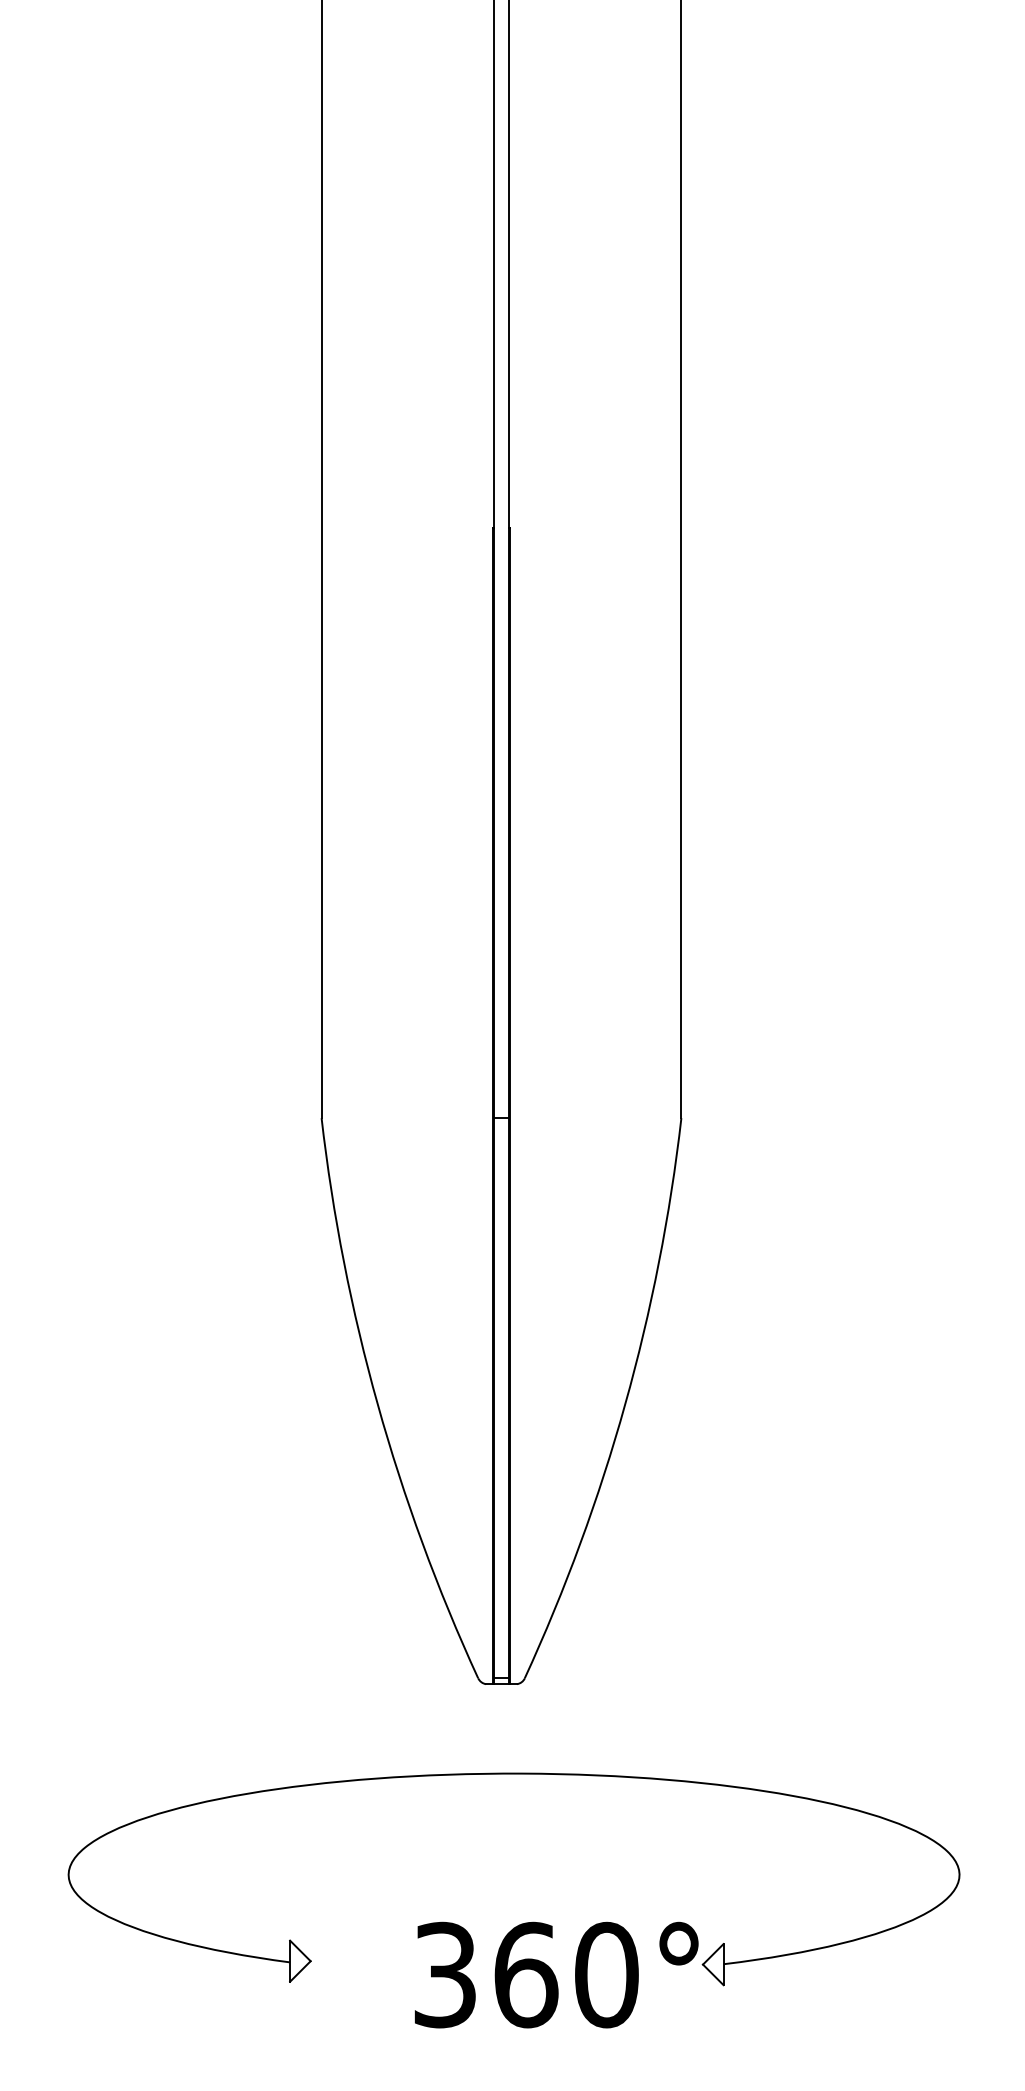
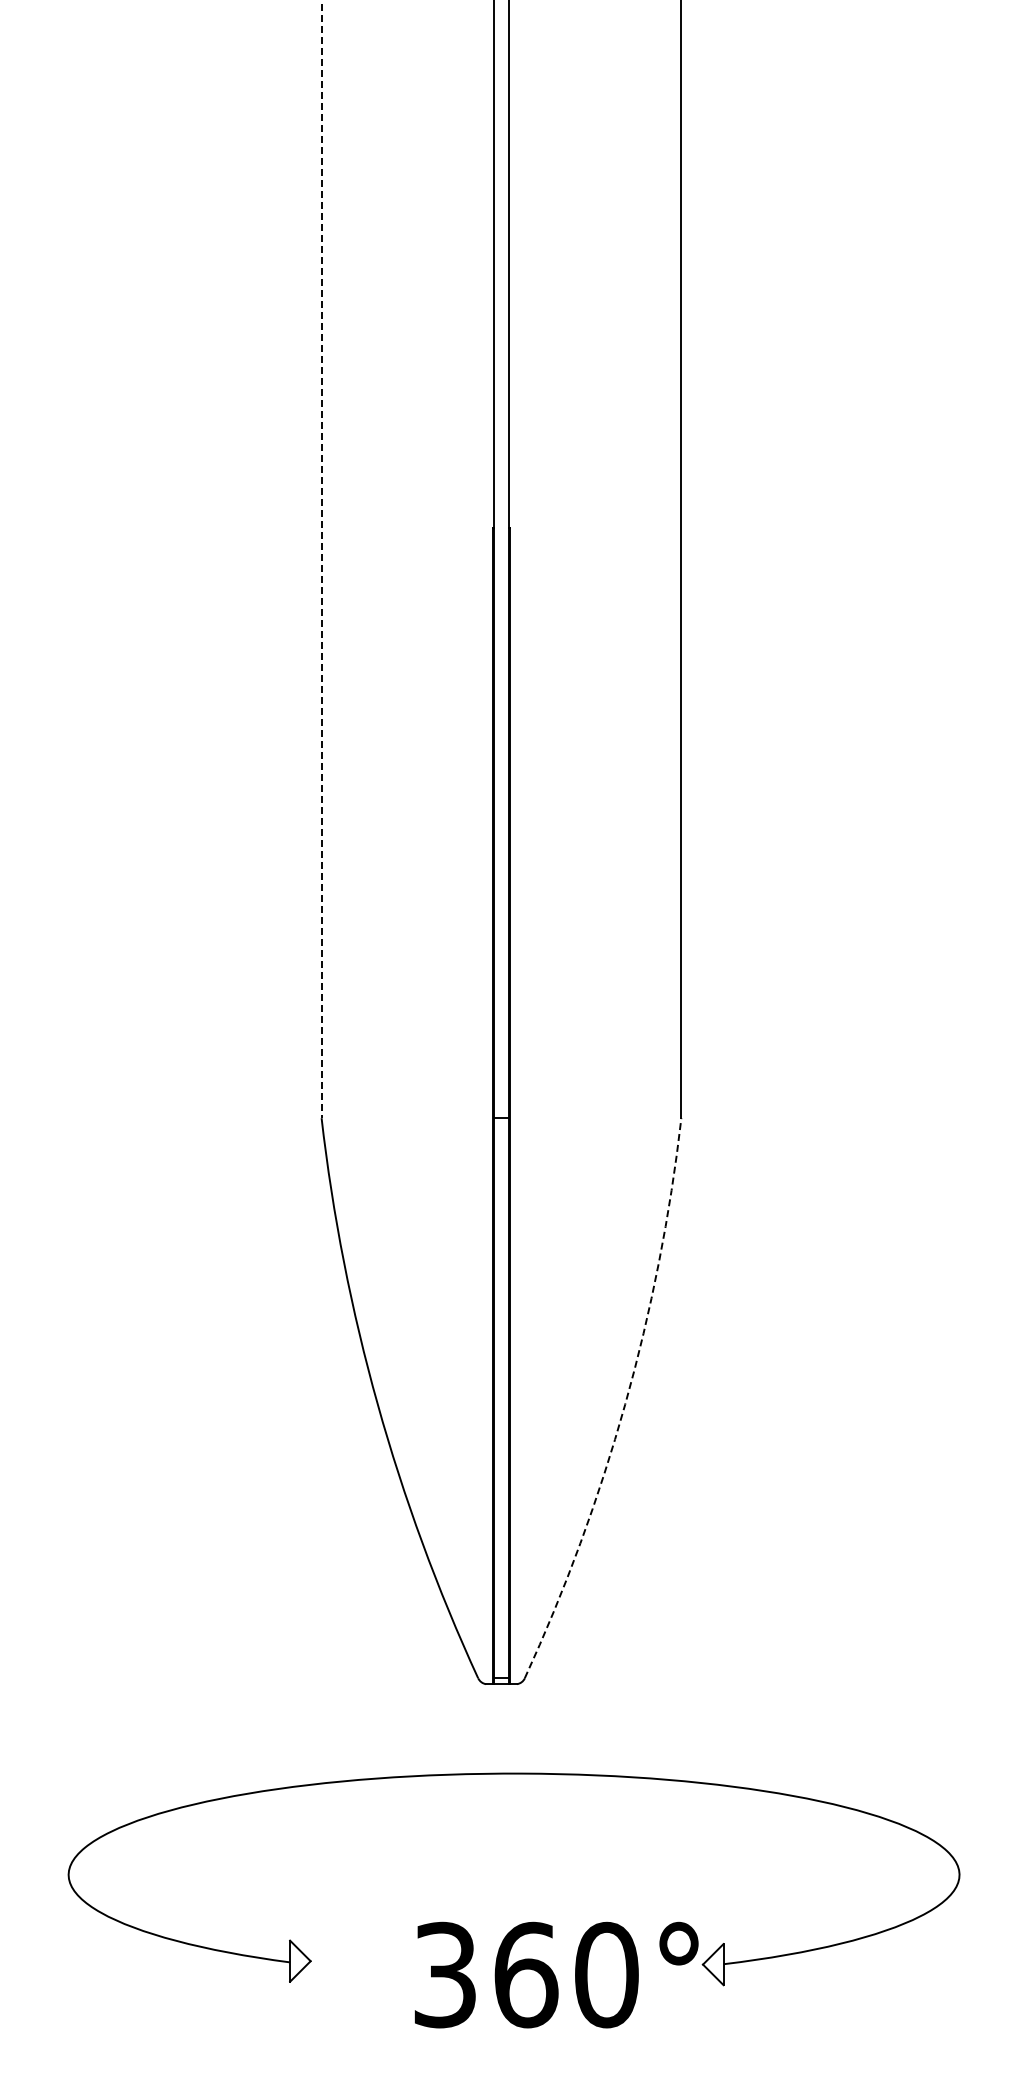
line: solid -> dashed (321, 559)
arc: solid -> dashed (625, 1404)
